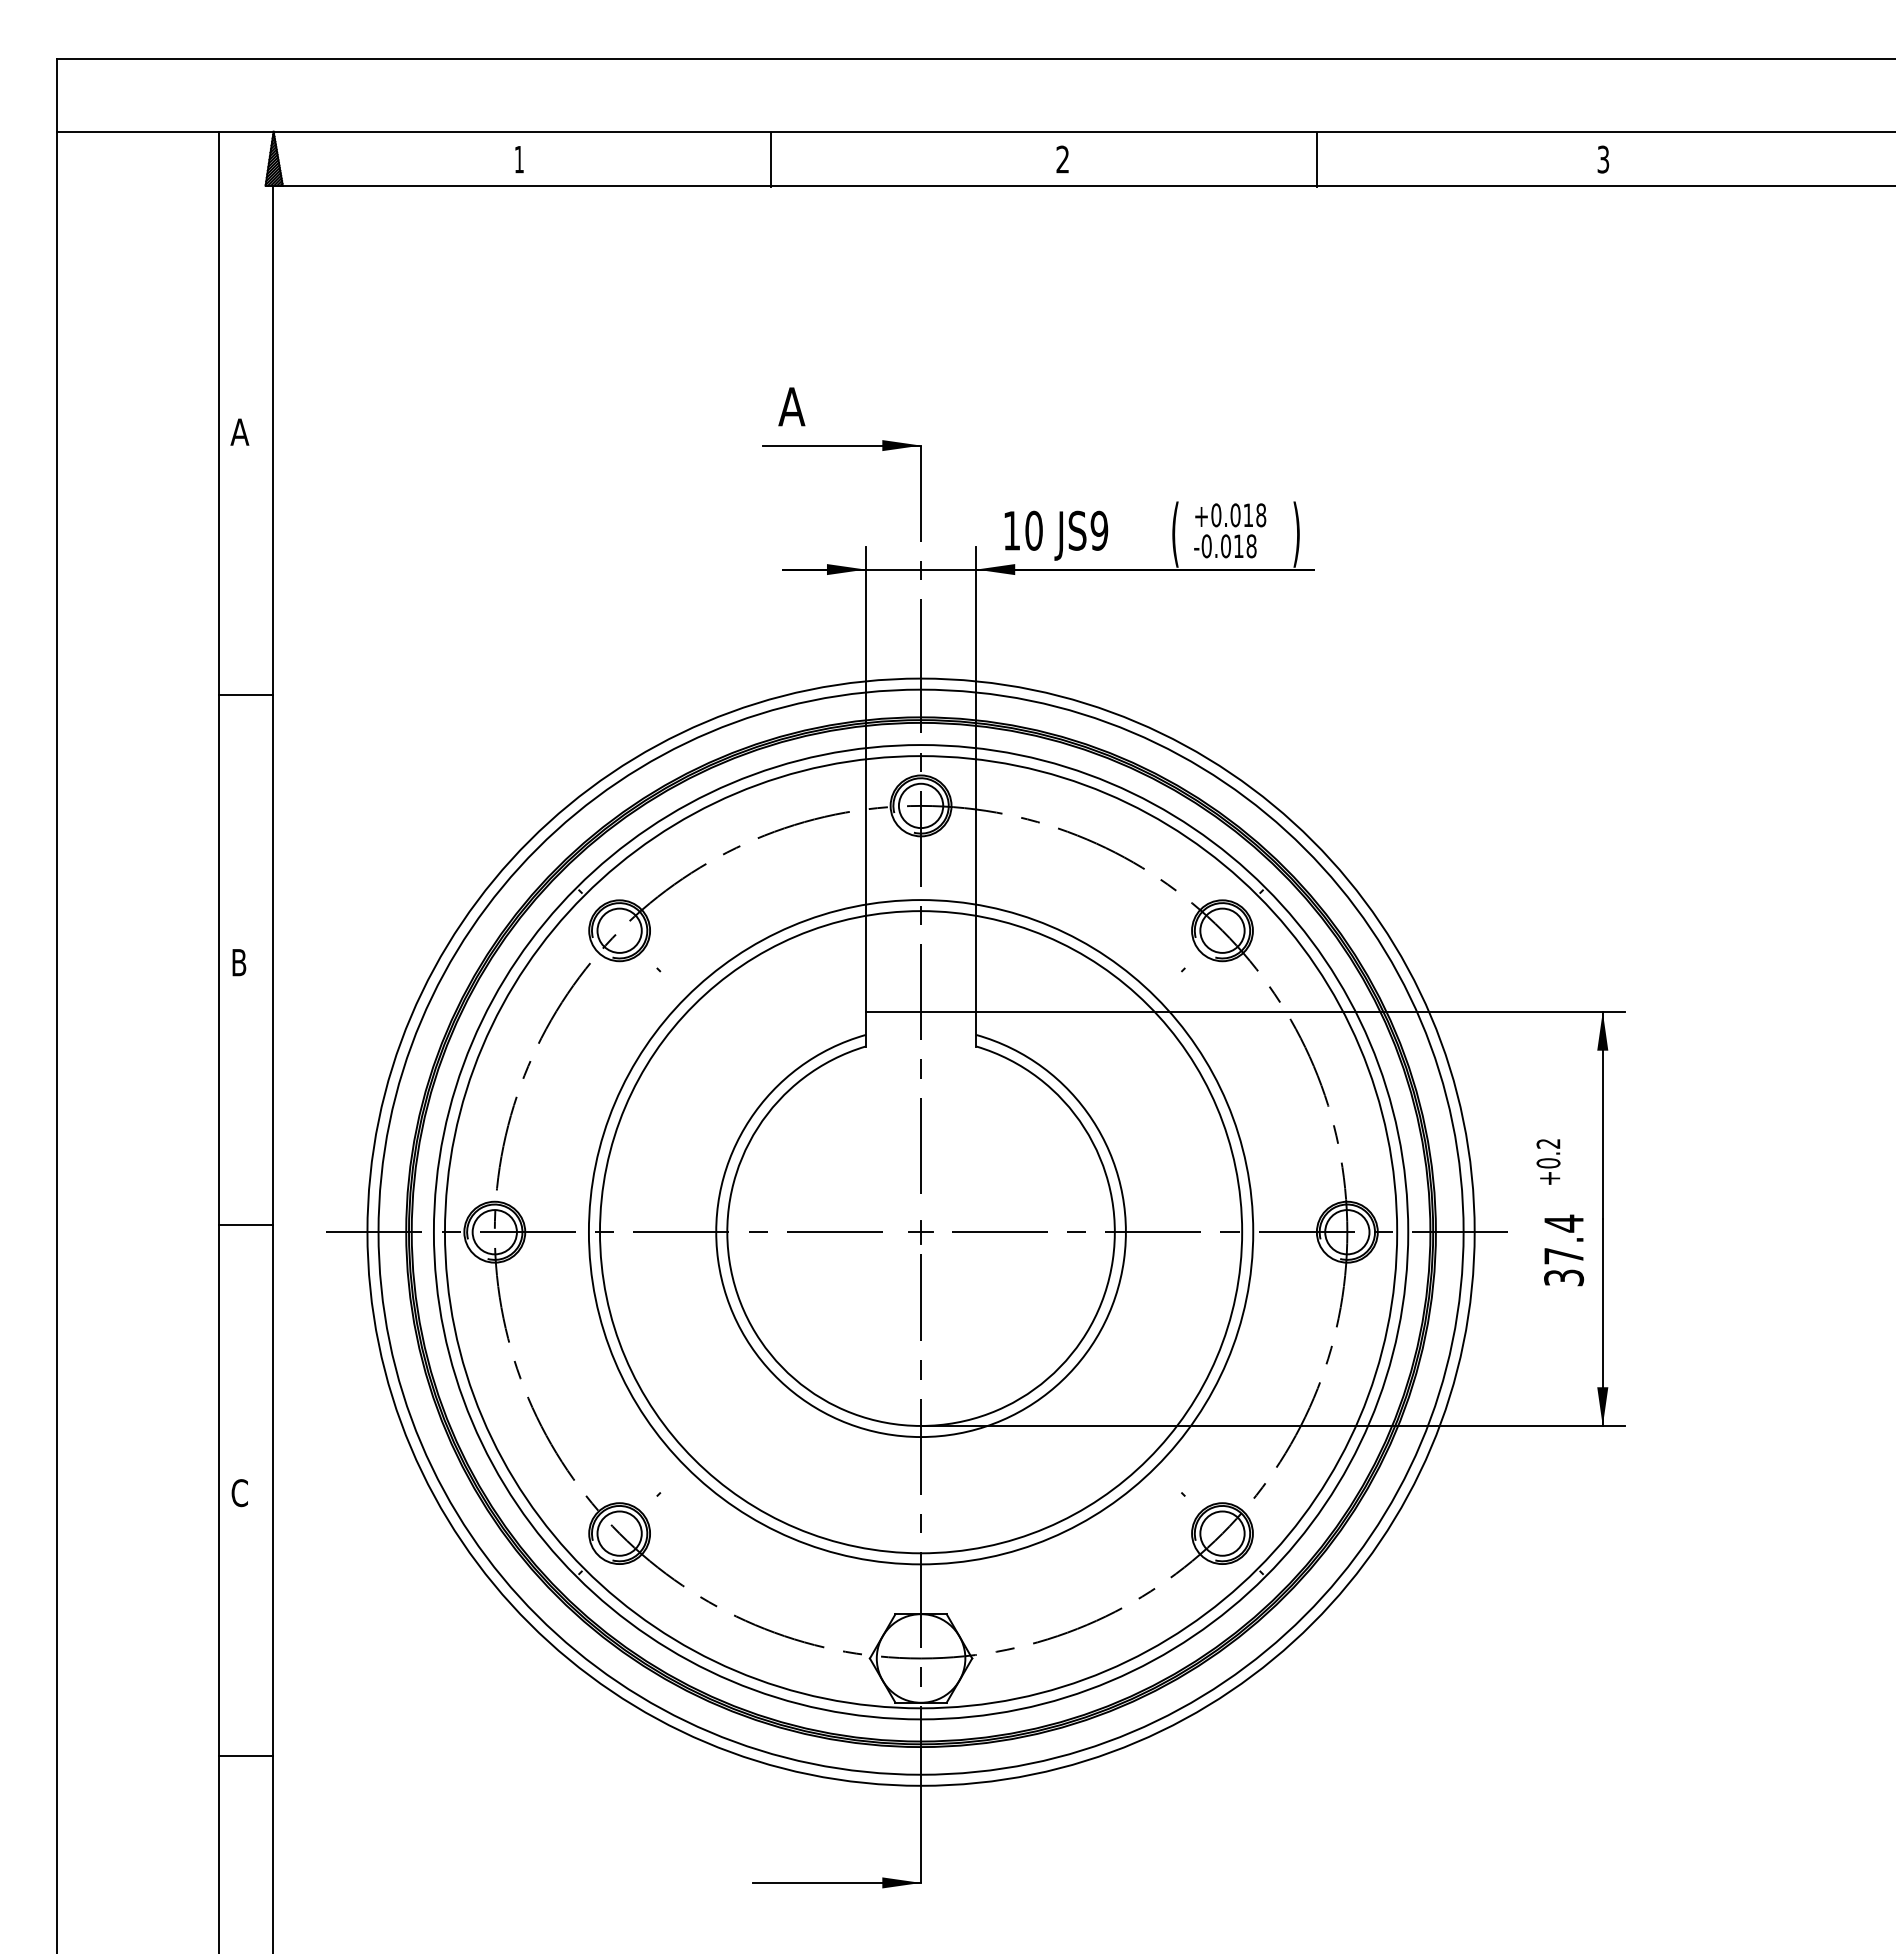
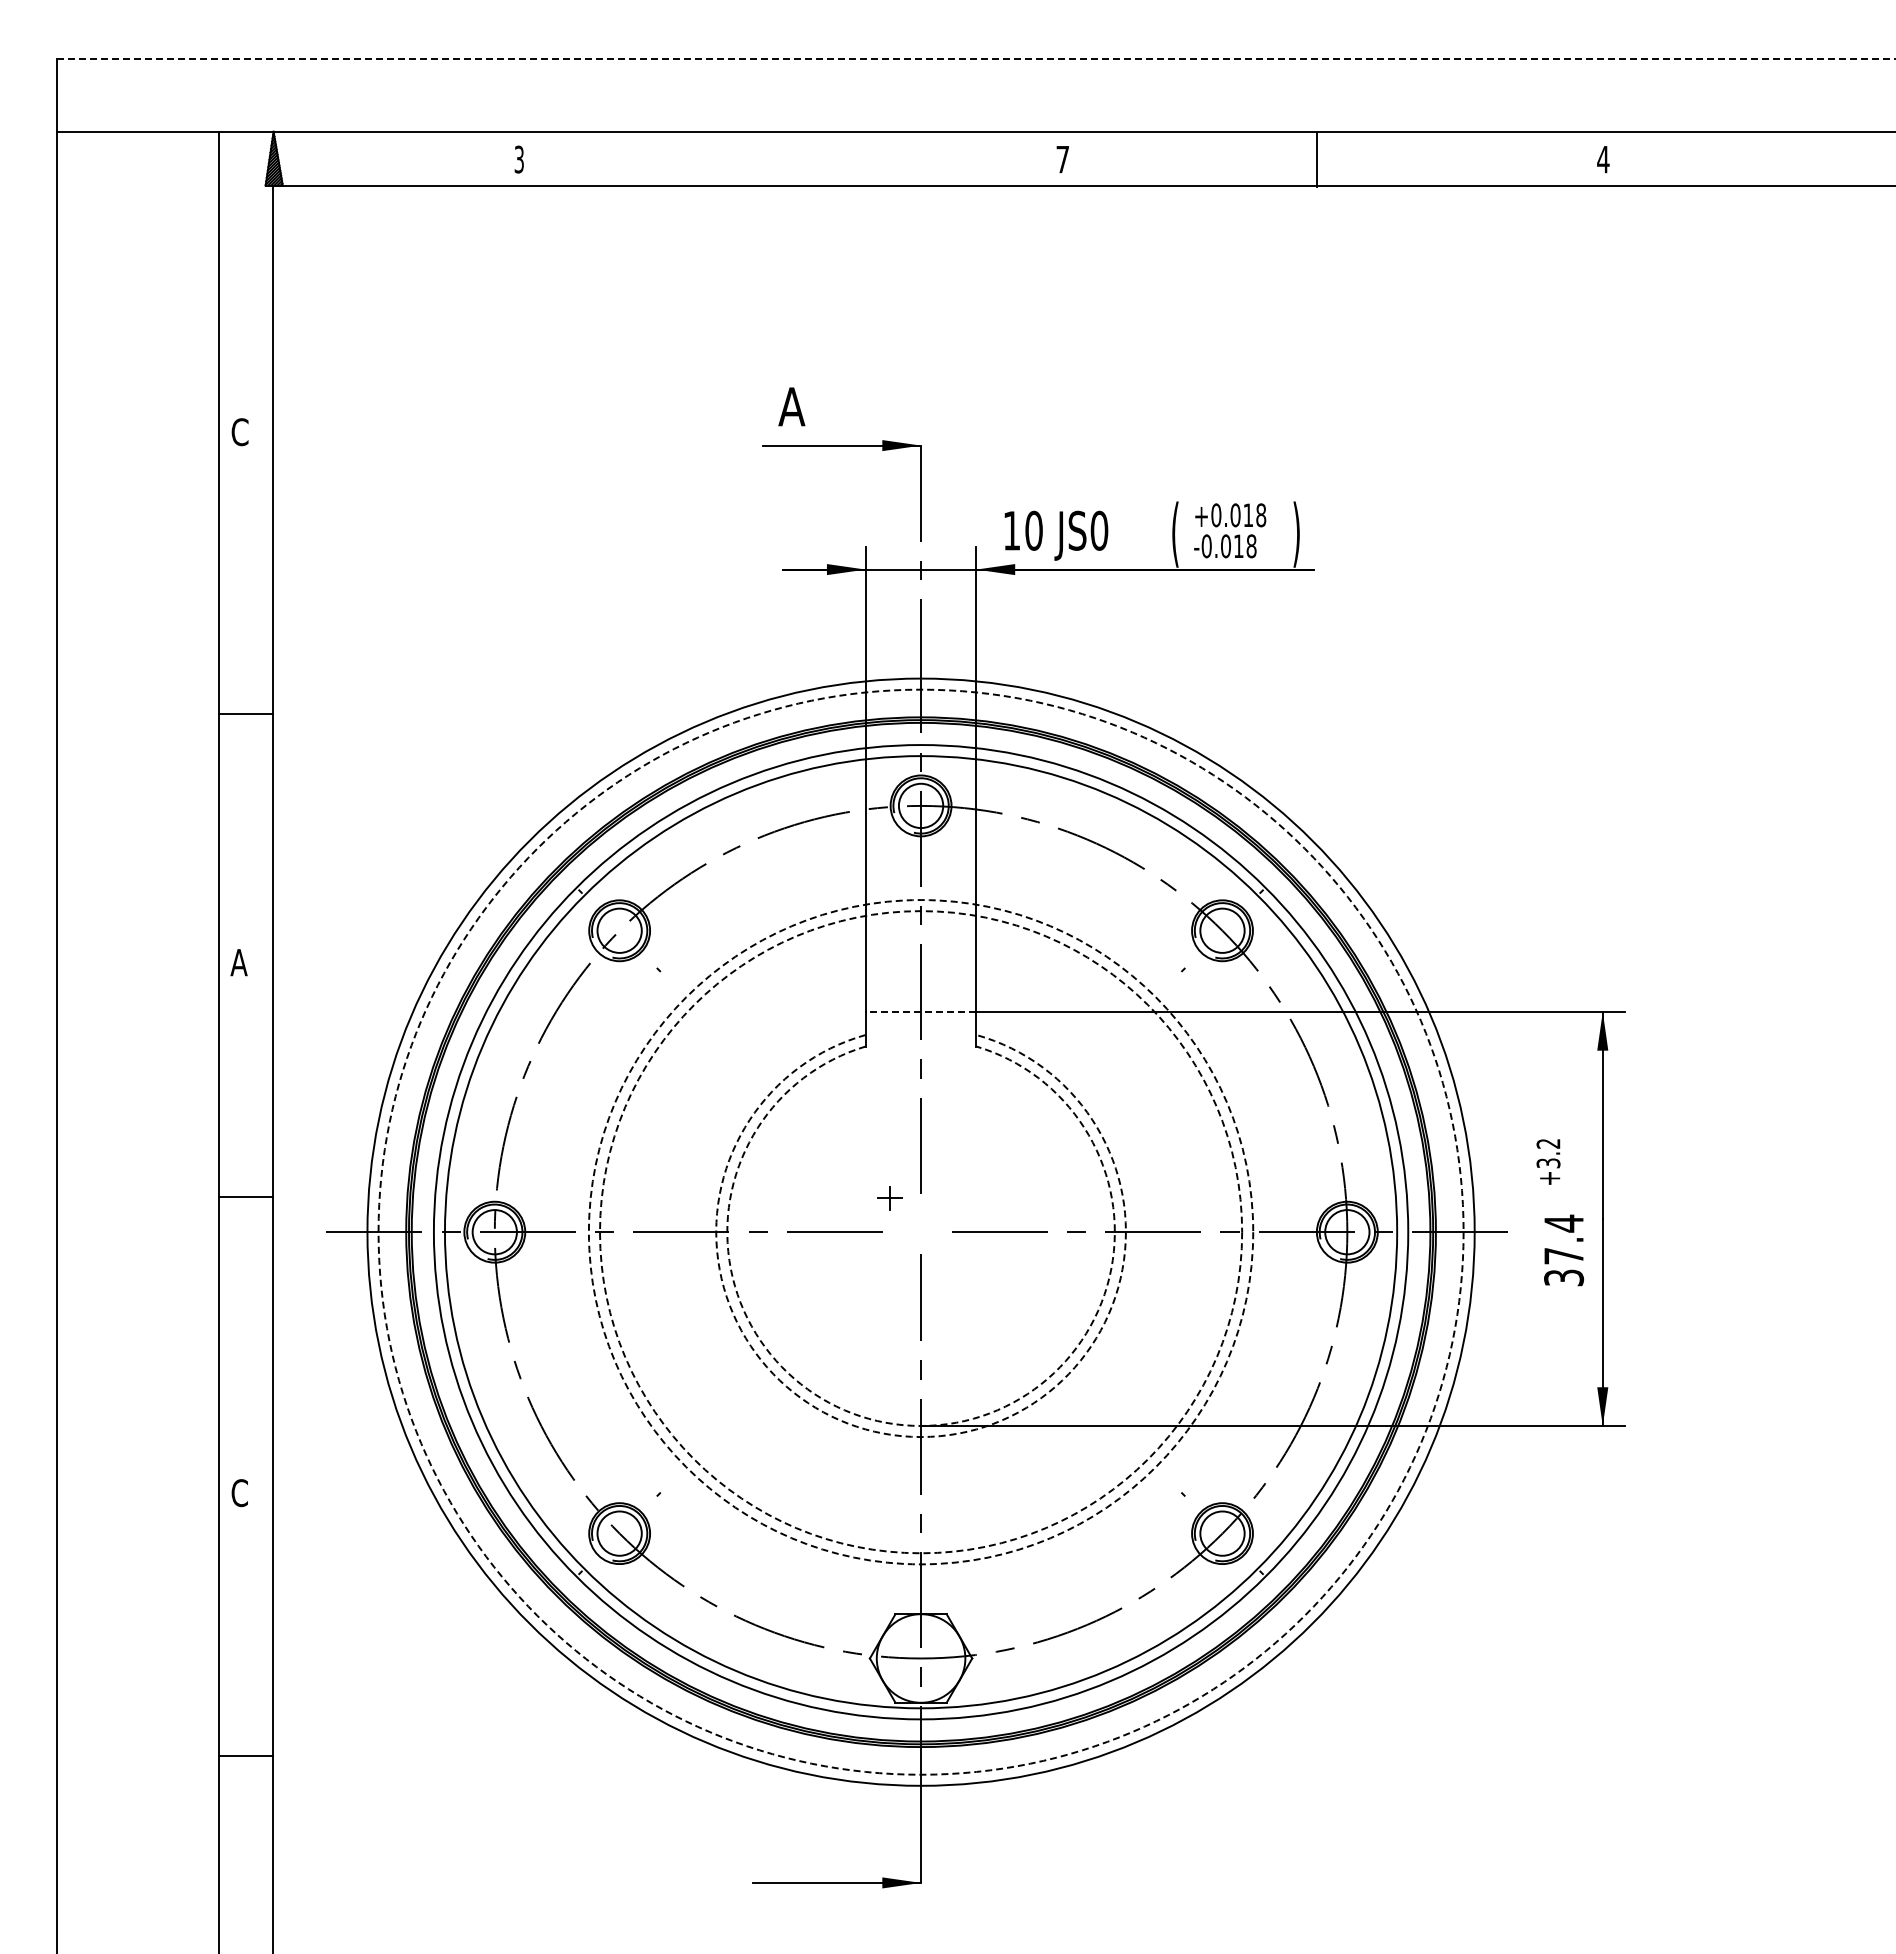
line: solid -> dashed (976, 58)
text: 1 -> 3 (518, 159)
line: present -> none (770, 159)
text: 2 -> 7 (1062, 159)
text: 3 -> 4 (1603, 159)
text: A -> C (239, 432)
text: JS9 -> JS0 (1099, 530)
line position: (246, 694) -> (246, 713) (246, 713)
text: B -> A (238, 962)
line: solid -> dashed (920, 1011)
text: +0.2 -> +3.2 (1548, 1163)
line position: (246, 1225) -> (246, 1197) (246, 1197)
circle: solid -> dashed (920, 1231)
circle: solid -> dashed (920, 1232)
circle: solid -> dashed (920, 1232)
part position: (920, 1232) -> (889, 1198) (889, 1198)
arc: solid -> dashed (921, 1425)
arc: solid -> dashed (921, 1437)
